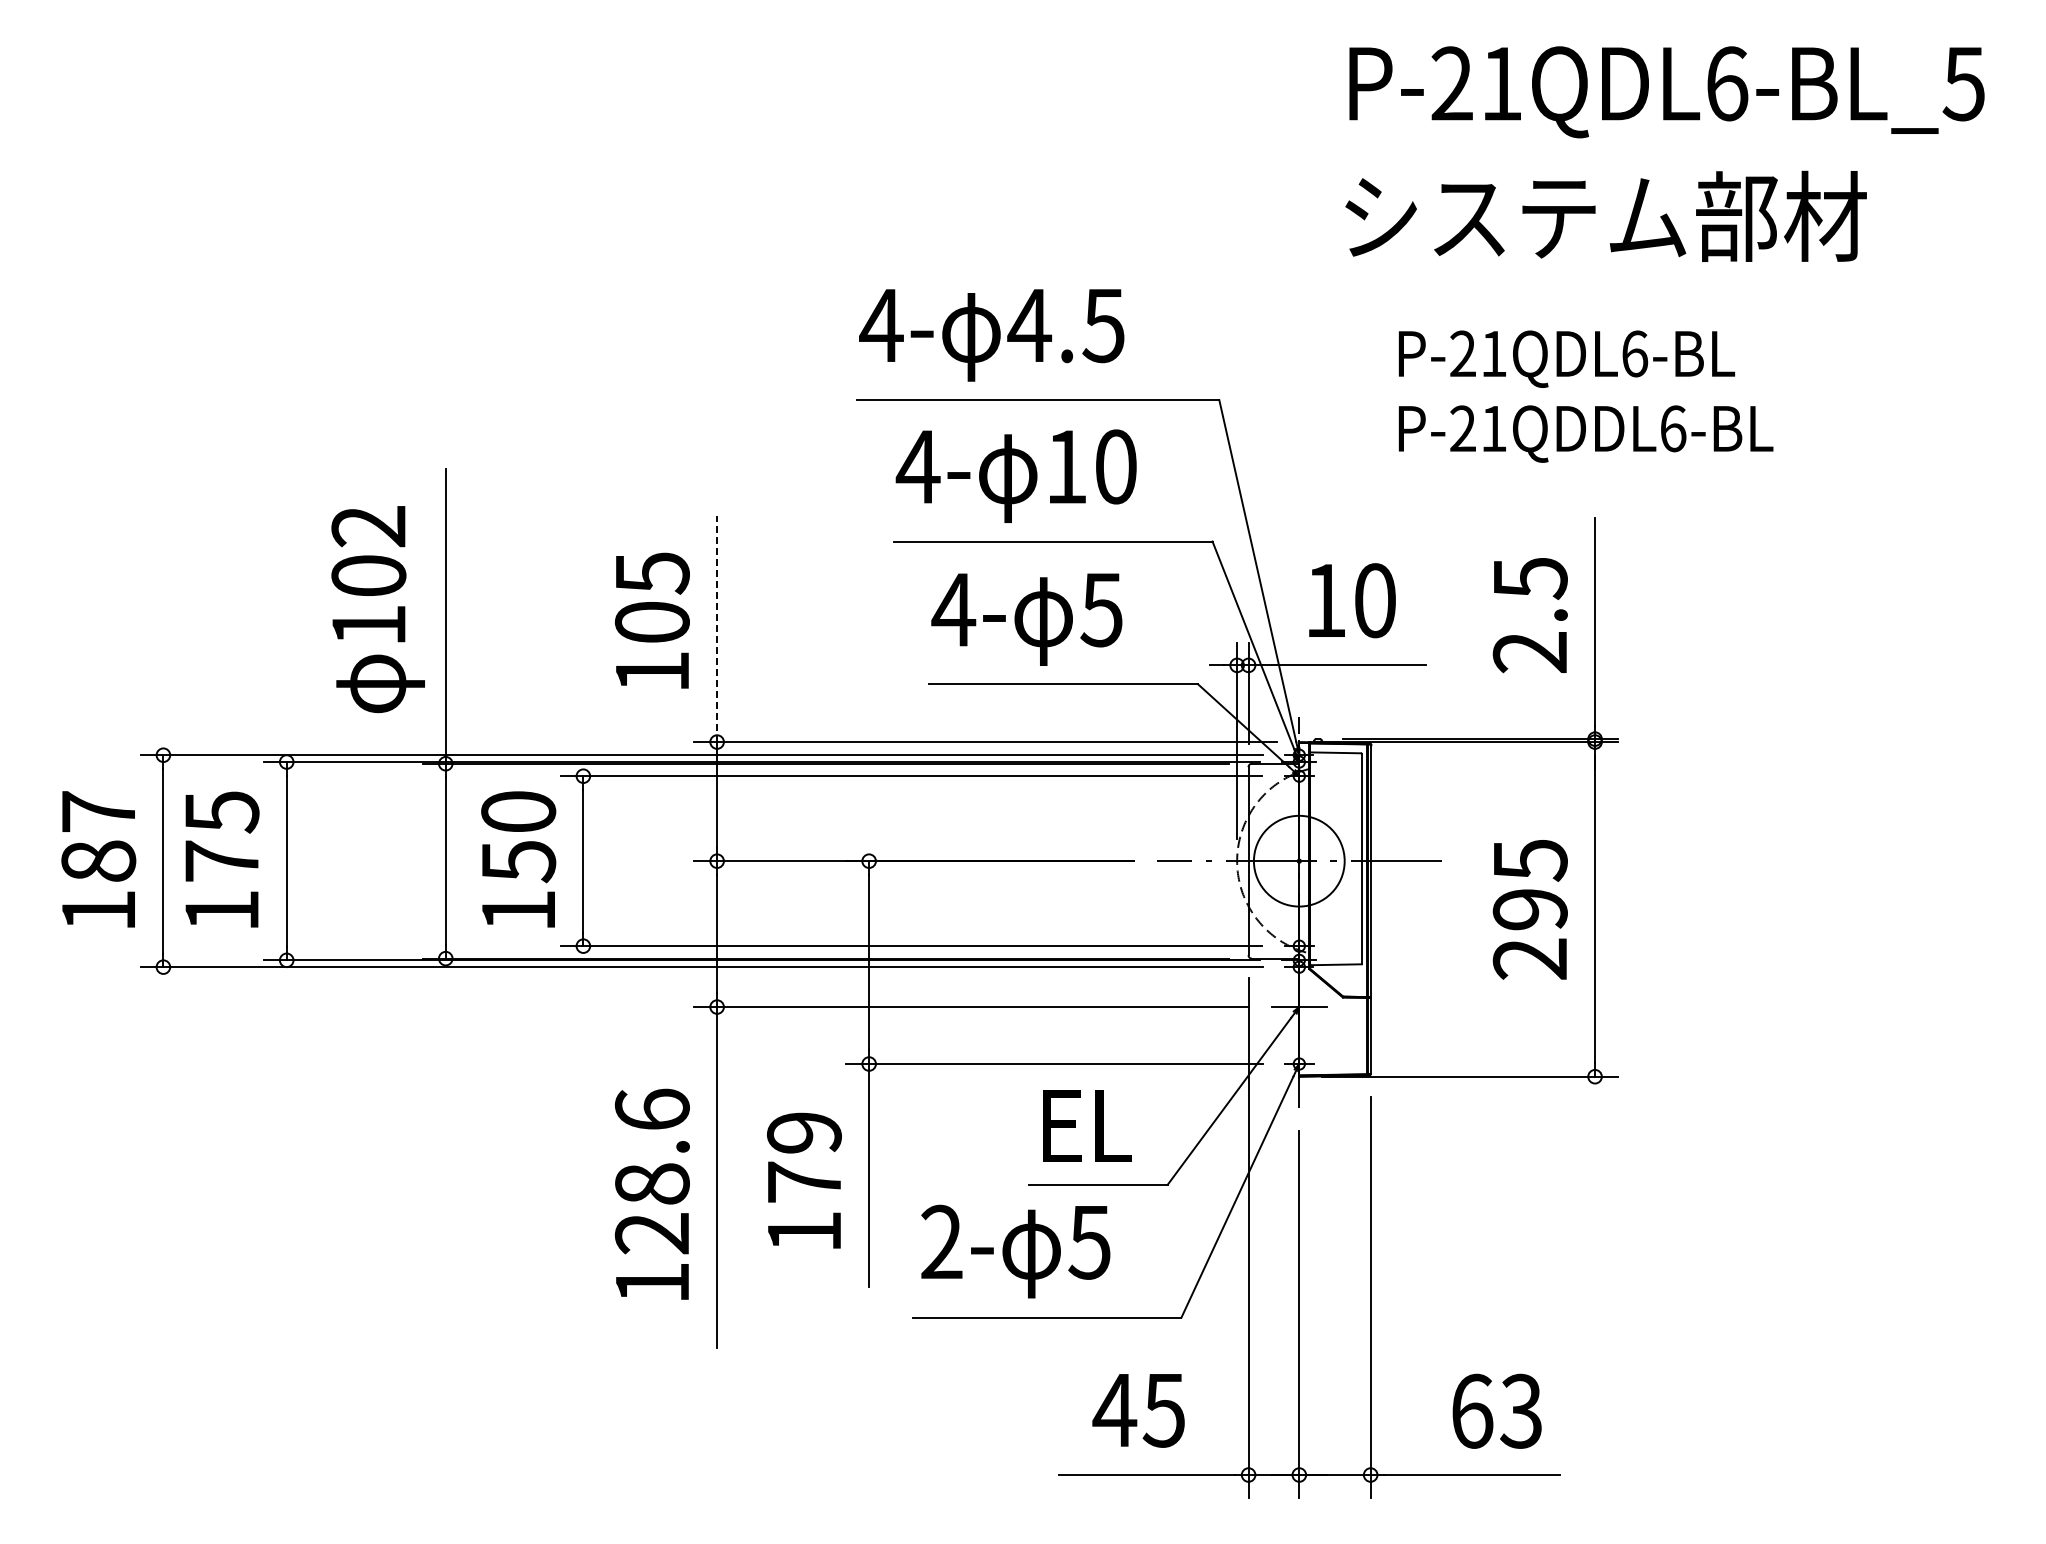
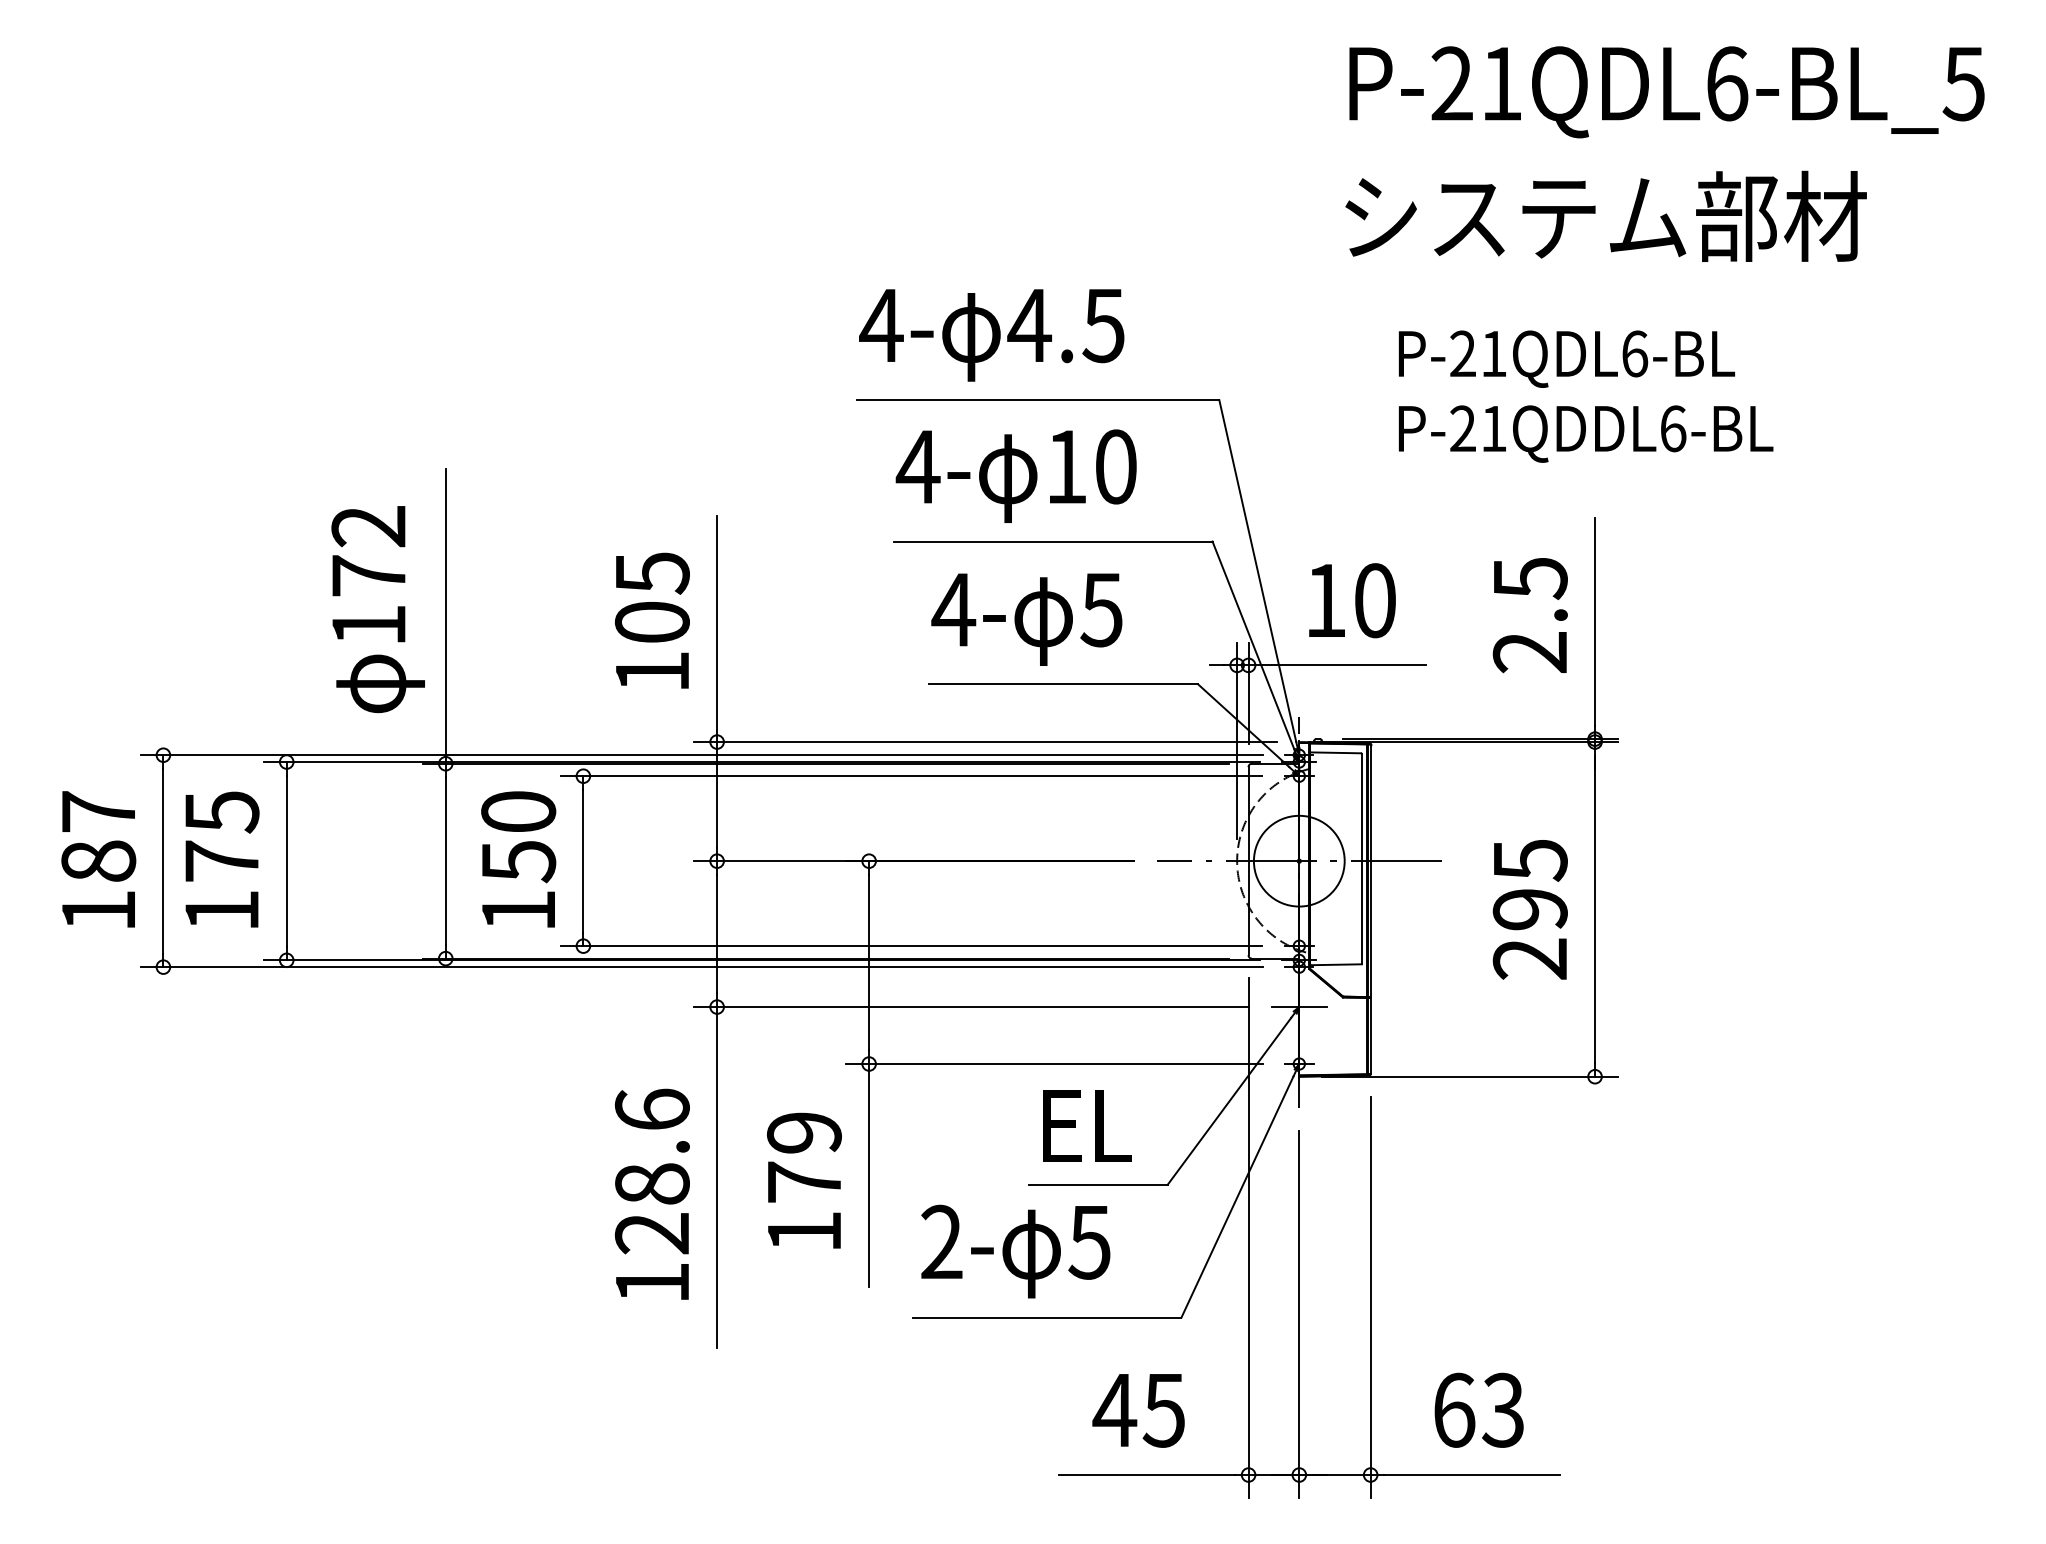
text: 102 -> 172 (368, 575)
line: dashed -> solid (717, 629)
text position: (1496, 1410) -> (1478, 1409) (1478, 1409)
